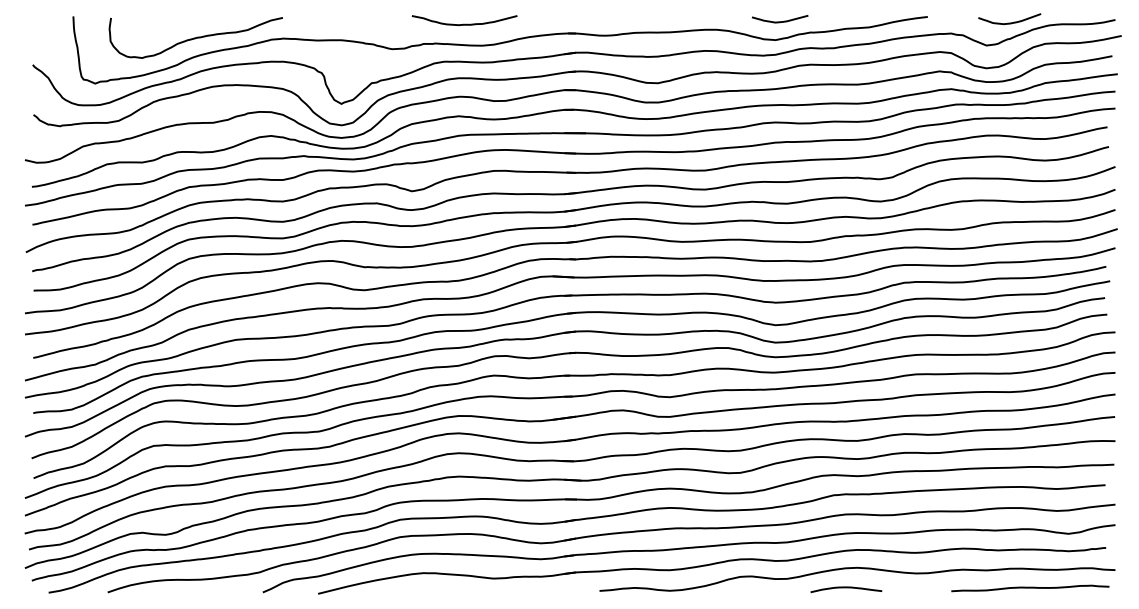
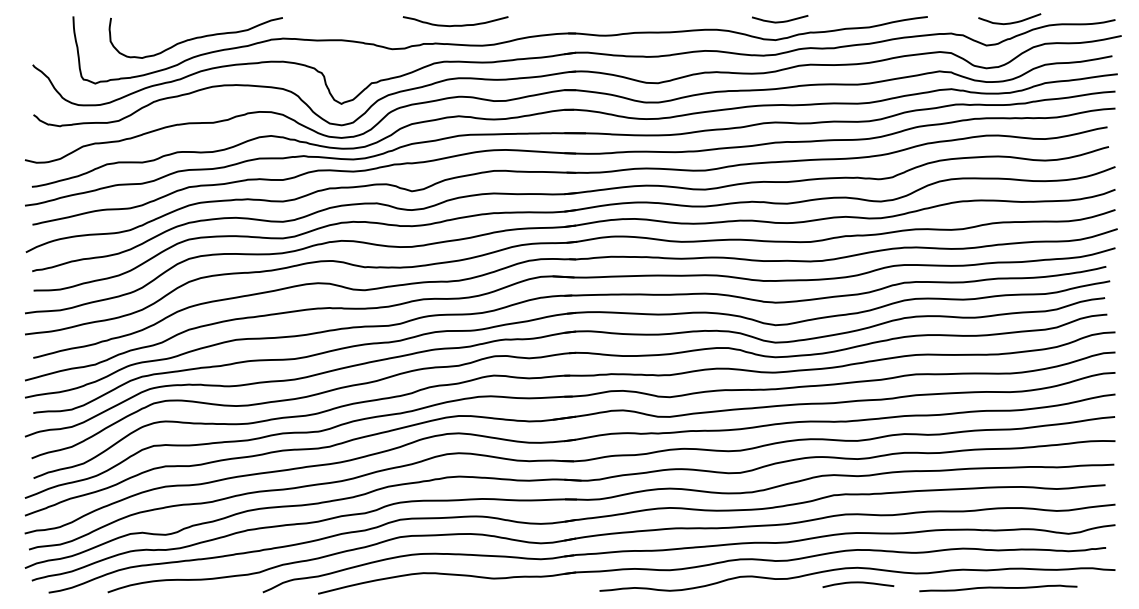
curve position: (464, 23) -> (455, 24) (455, 24)
curve position: (846, 588) -> (858, 583) (858, 583)
curve position: (1030, 588) -> (998, 588) (998, 588)
